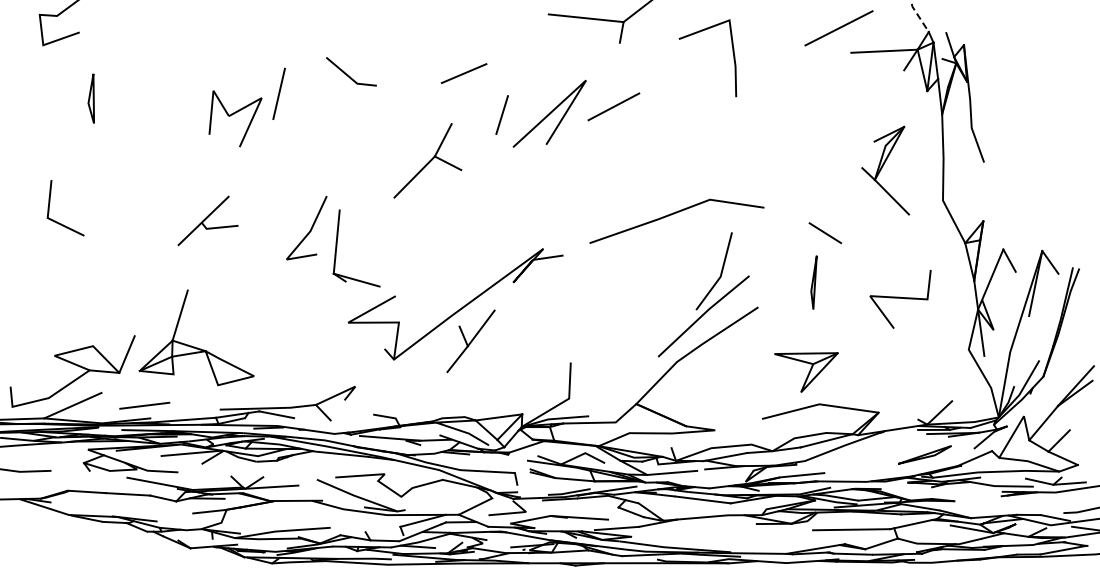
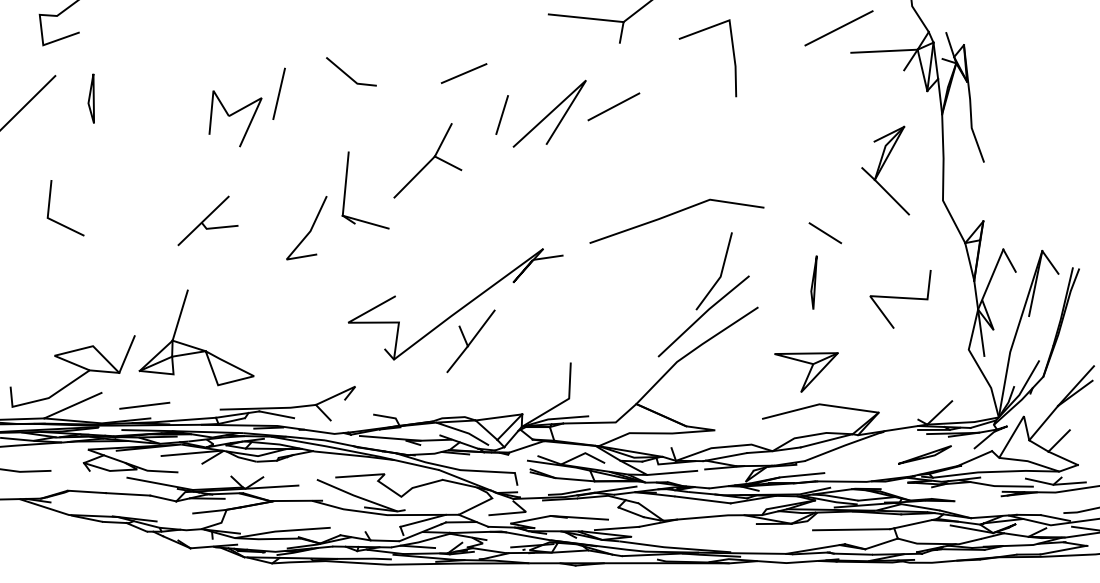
line: dashed -> solid (918, 16)
line: none -> present (28, 102)
part position: (337, 247) -> (346, 189) (346, 189)
